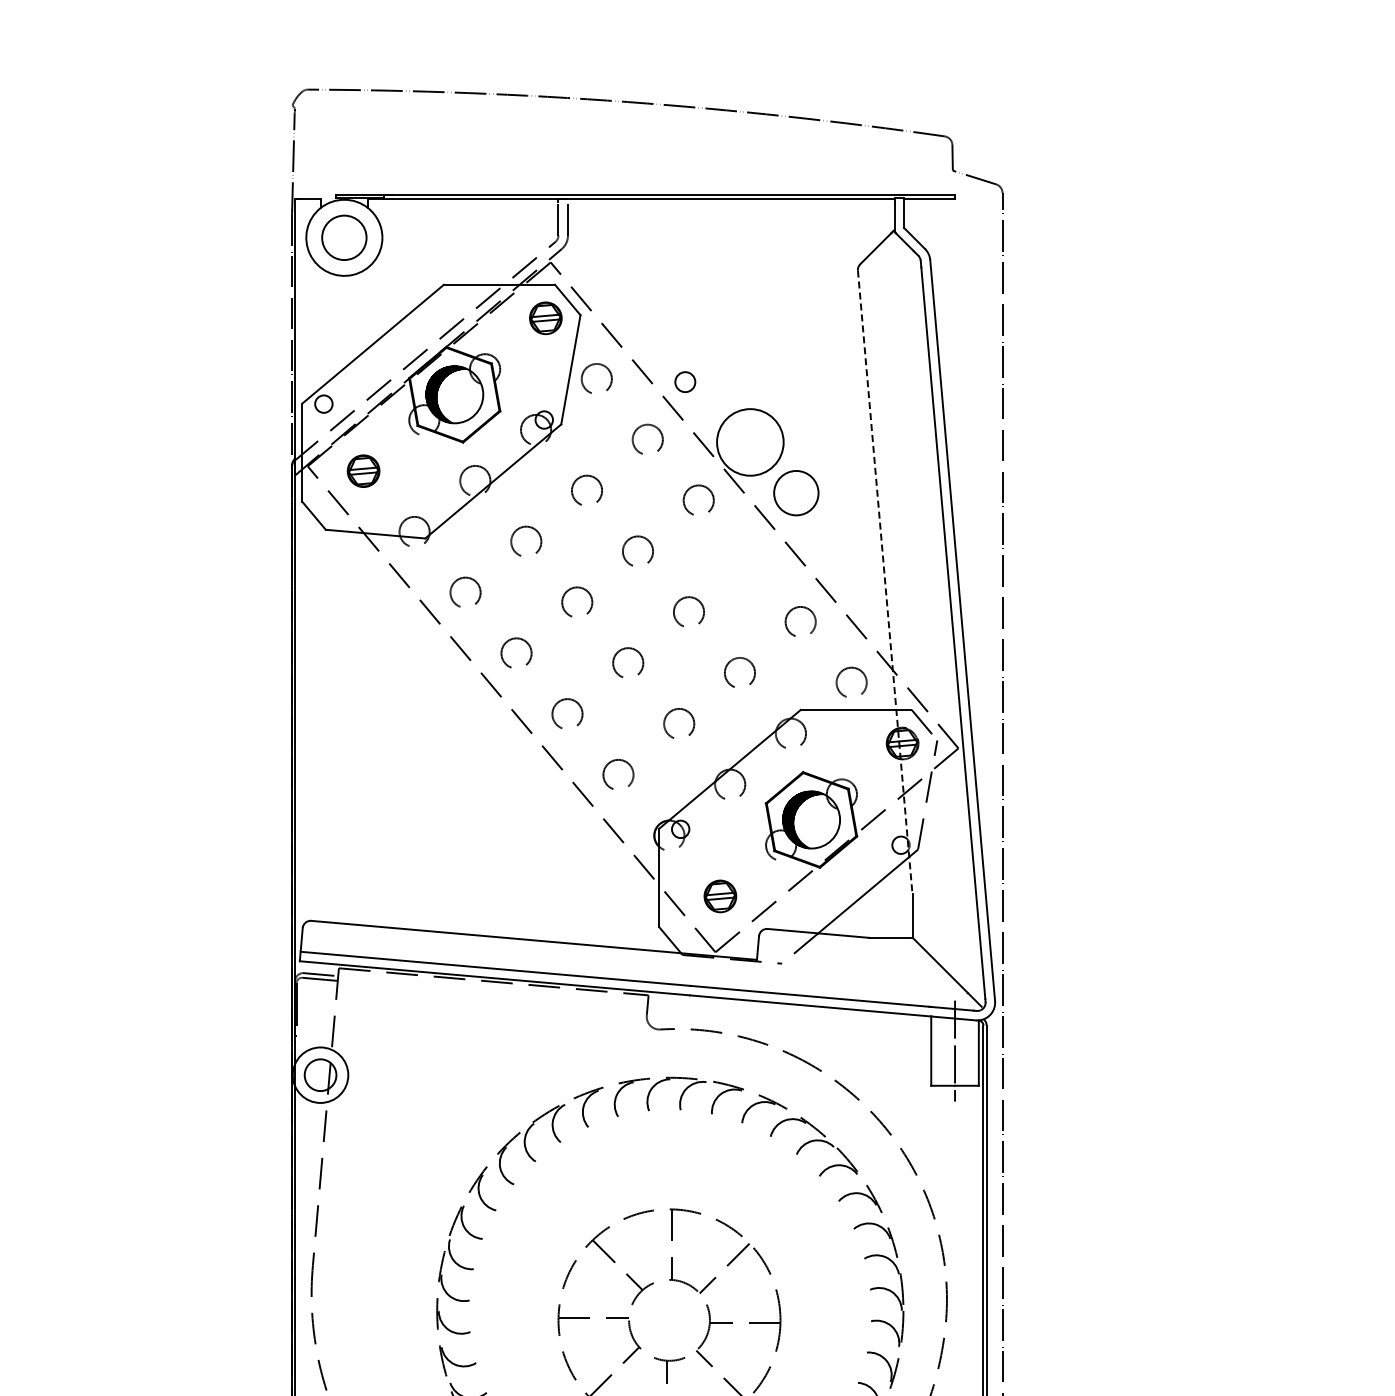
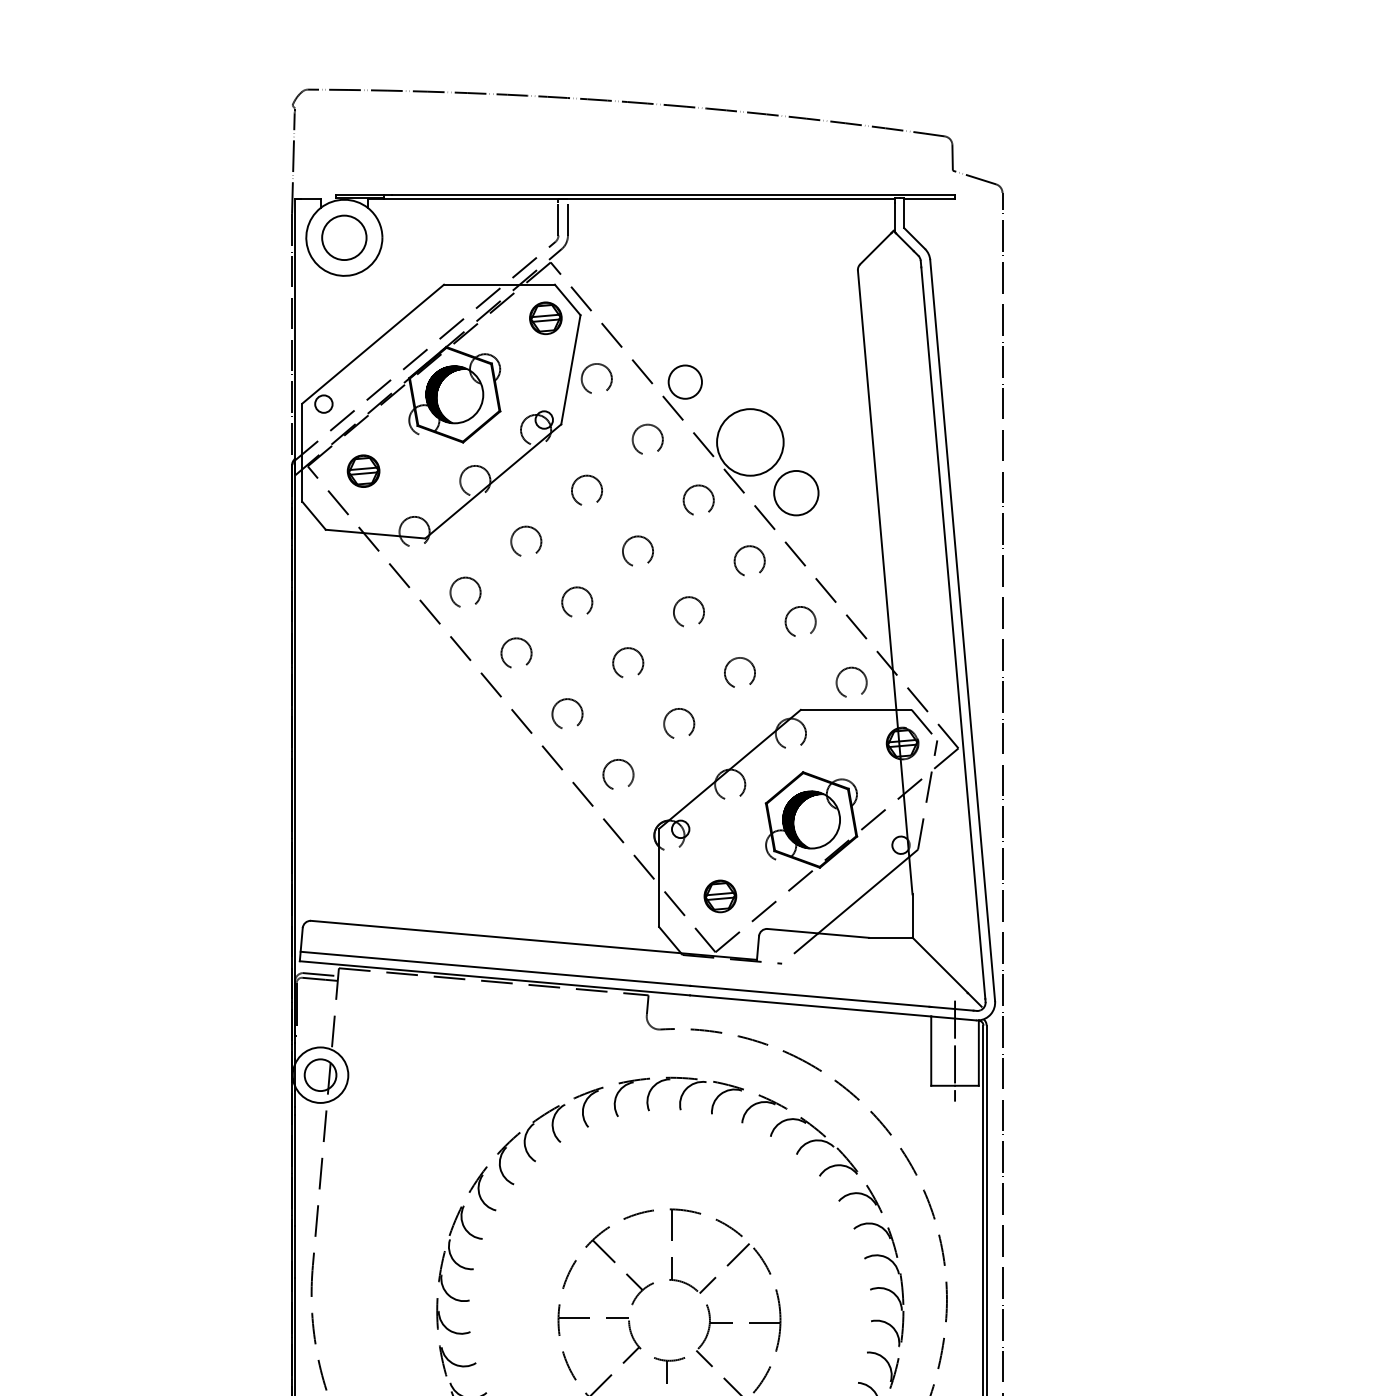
circle diameter: 20 px -> 33 px (684, 381)
part: none -> present (749, 547)
line: dashed -> solid (885, 583)
